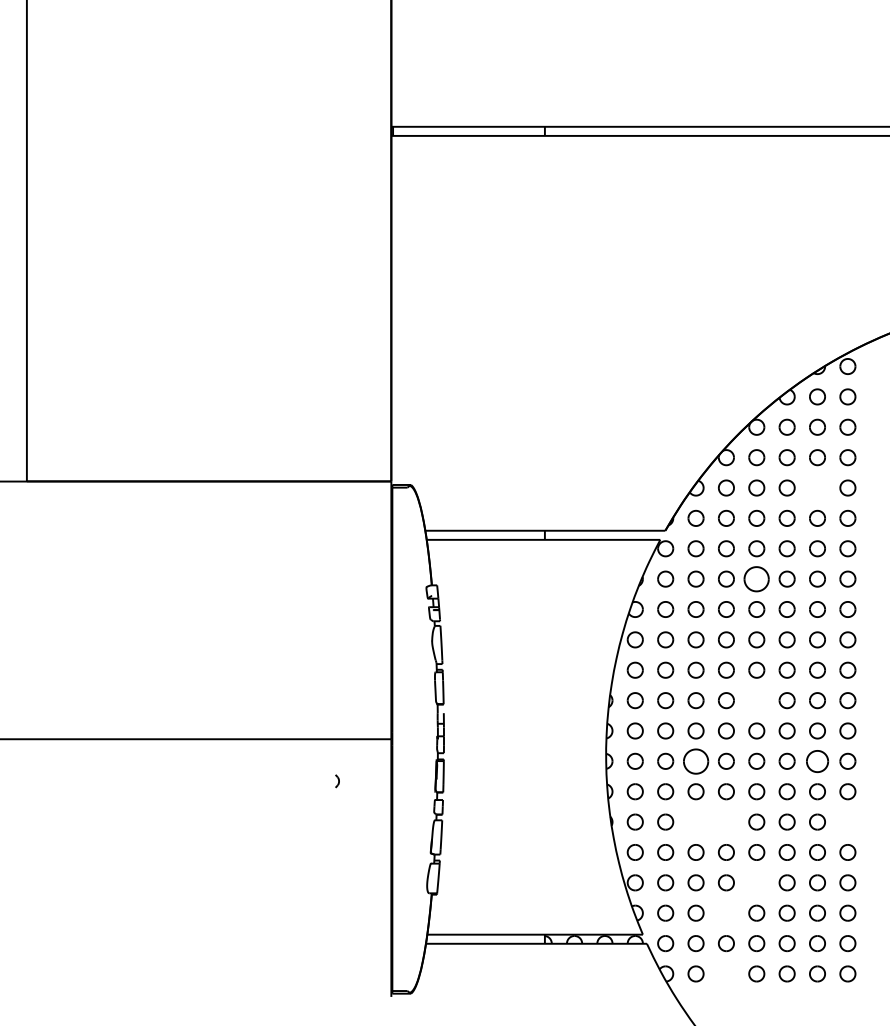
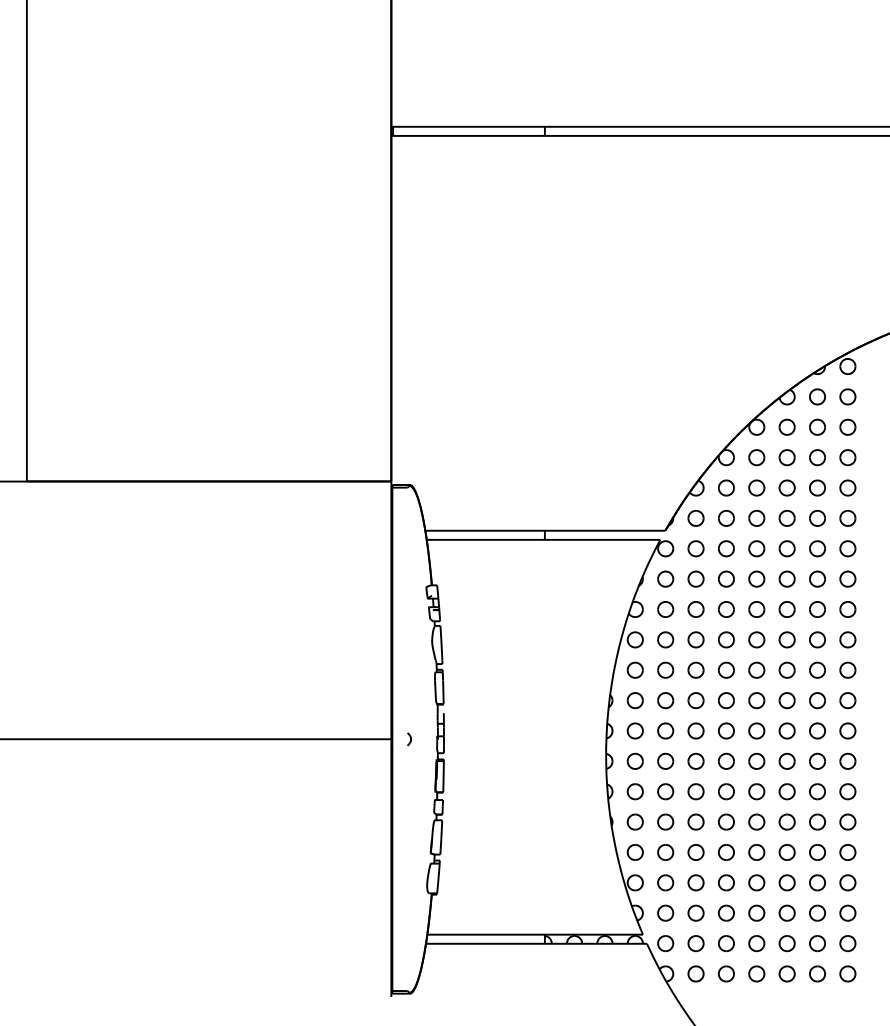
part: none -> present (817, 487)
part size: 27x27 px -> 18x18 px (756, 578)
part: none -> present (756, 700)
part size: 27x27 px -> 18x18 px (695, 760)
part size: 24x23 px -> 17x18 px (817, 760)
part position: (337, 781) -> (409, 739) (409, 739)
part: none -> present (695, 821)
part: none -> present (726, 821)
part: none -> present (847, 821)
part: none -> present (756, 882)
part: none -> present (726, 912)
part: none -> present (726, 973)
